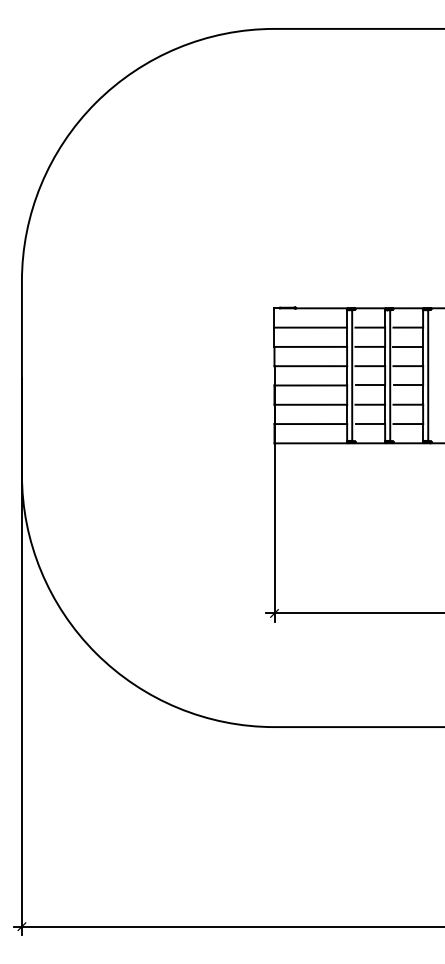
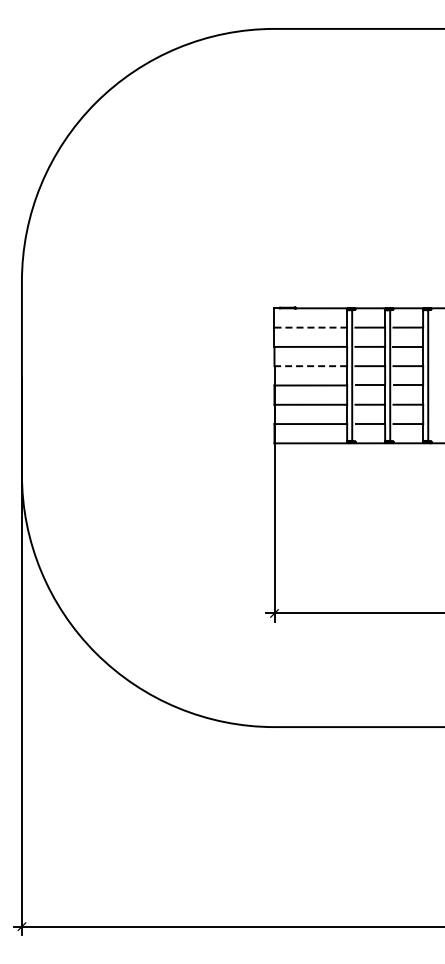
line: solid -> dashed (311, 327)
line: solid -> dashed (310, 366)
